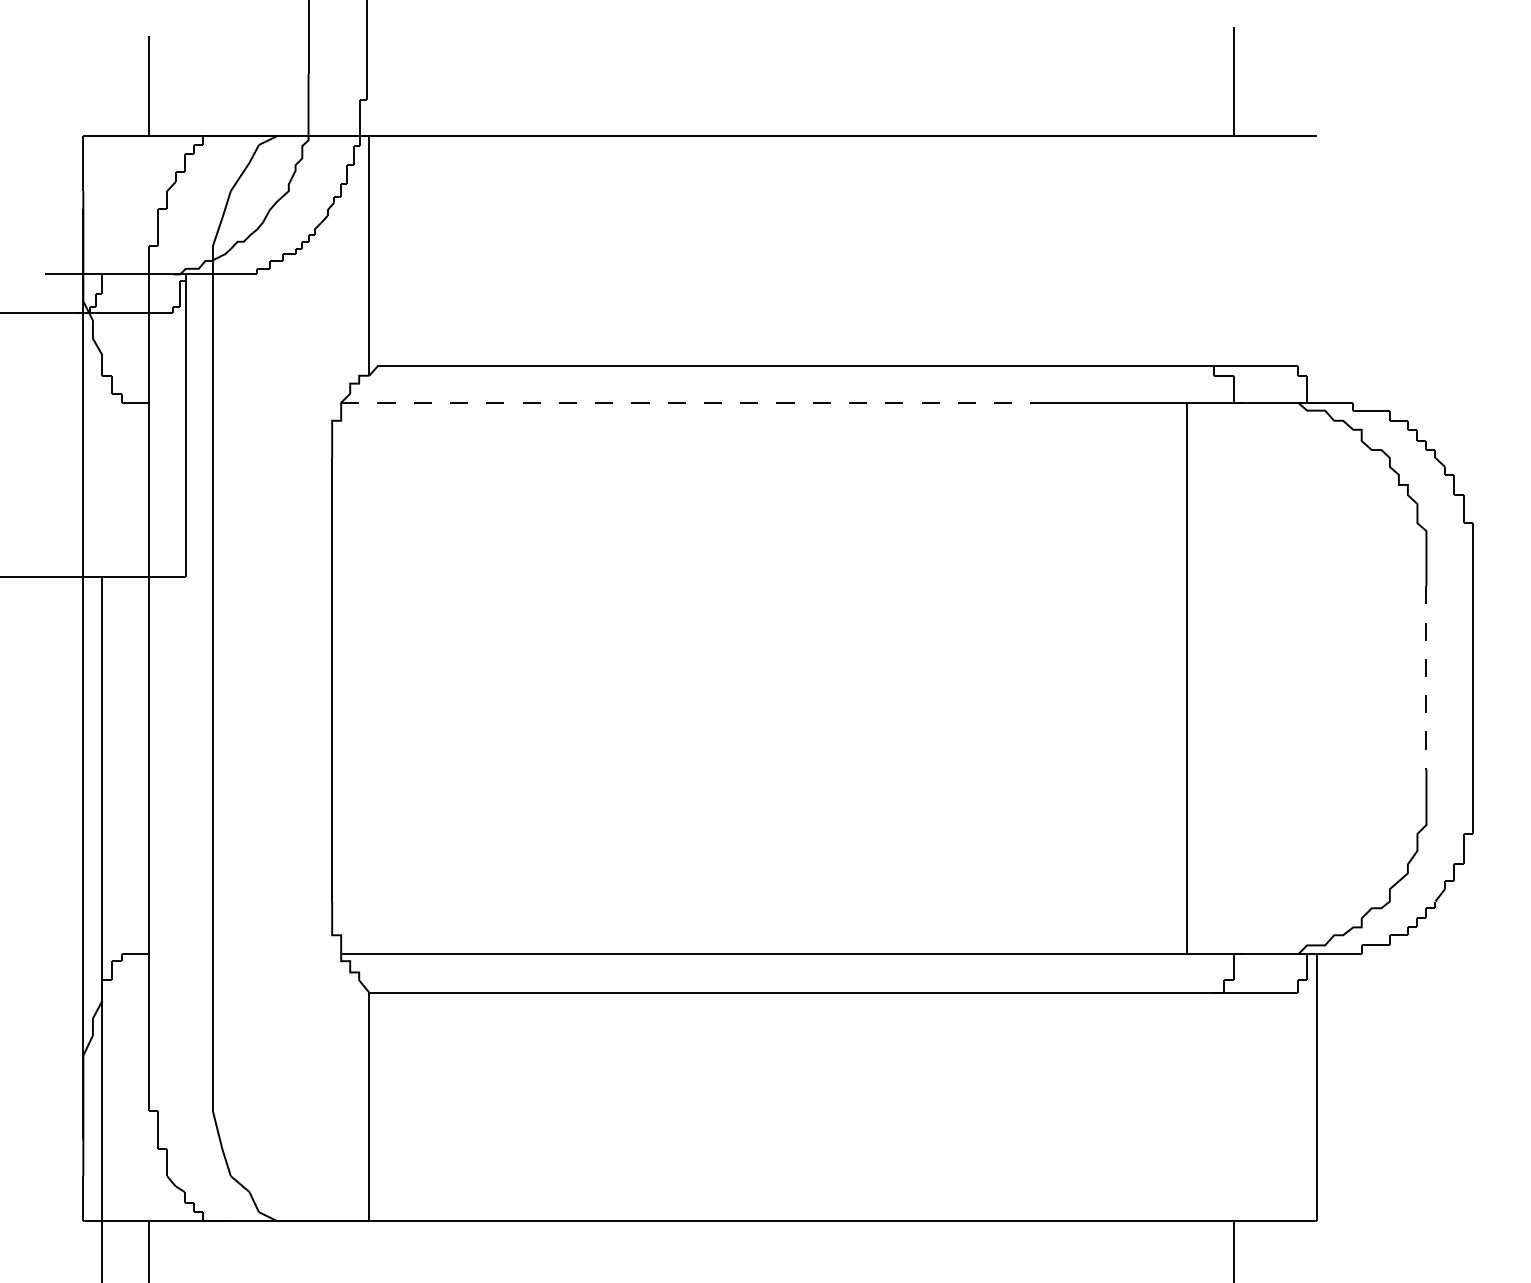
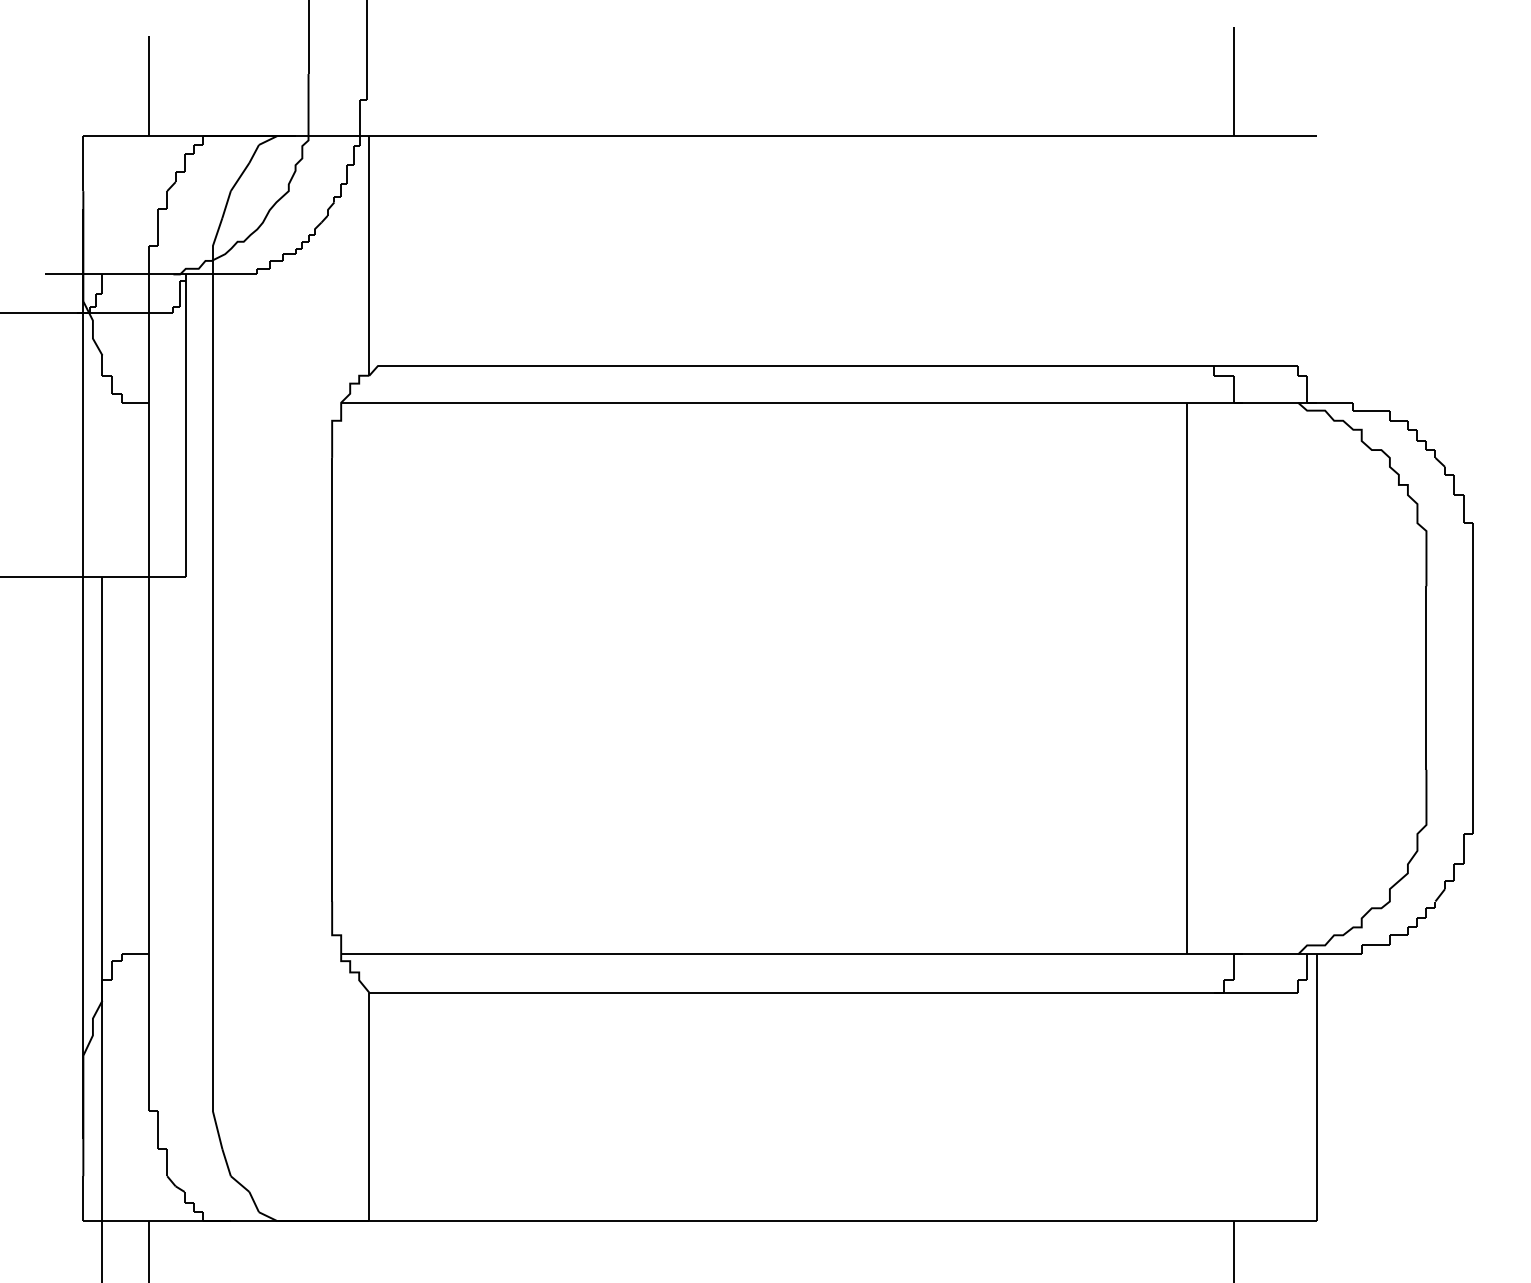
line: dashed -> solid (691, 402)
line: dashed -> solid (1426, 678)
